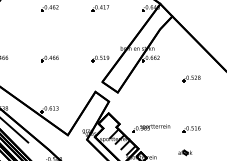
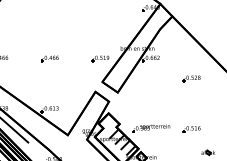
part: present -> none (49, 8)
part: present -> none (99, 8)
part position: (185, 152) -> (208, 152) (208, 152)
